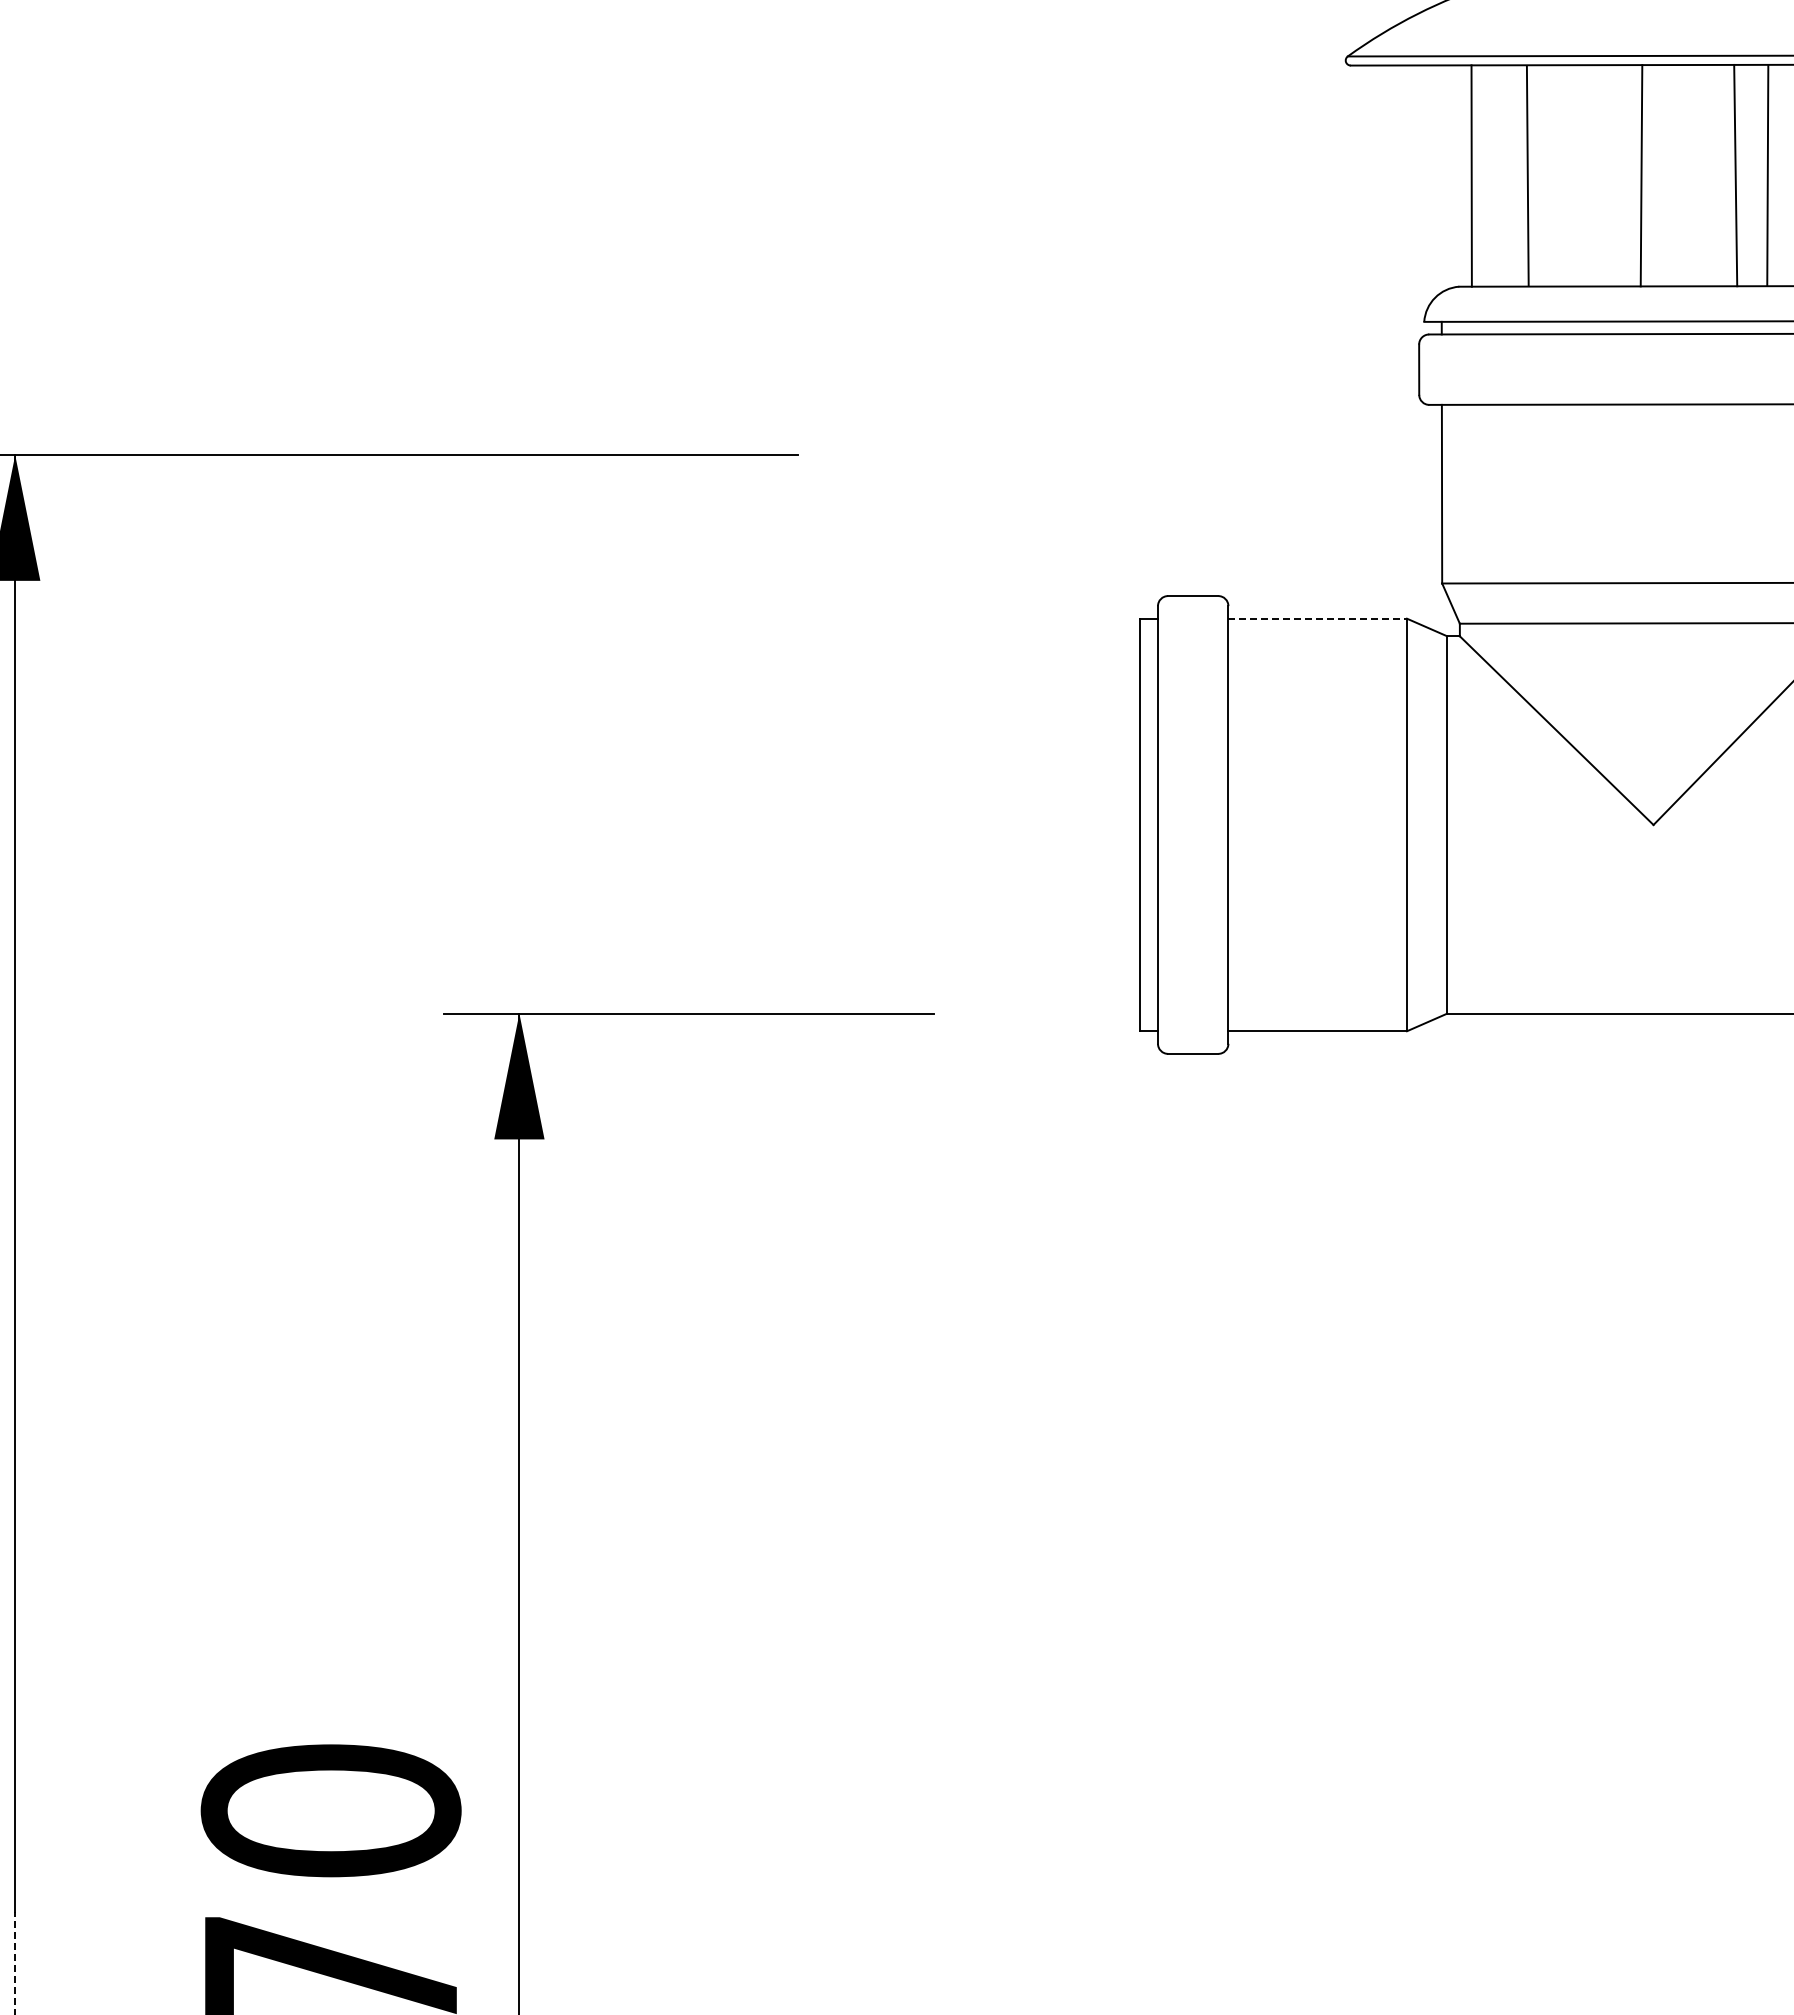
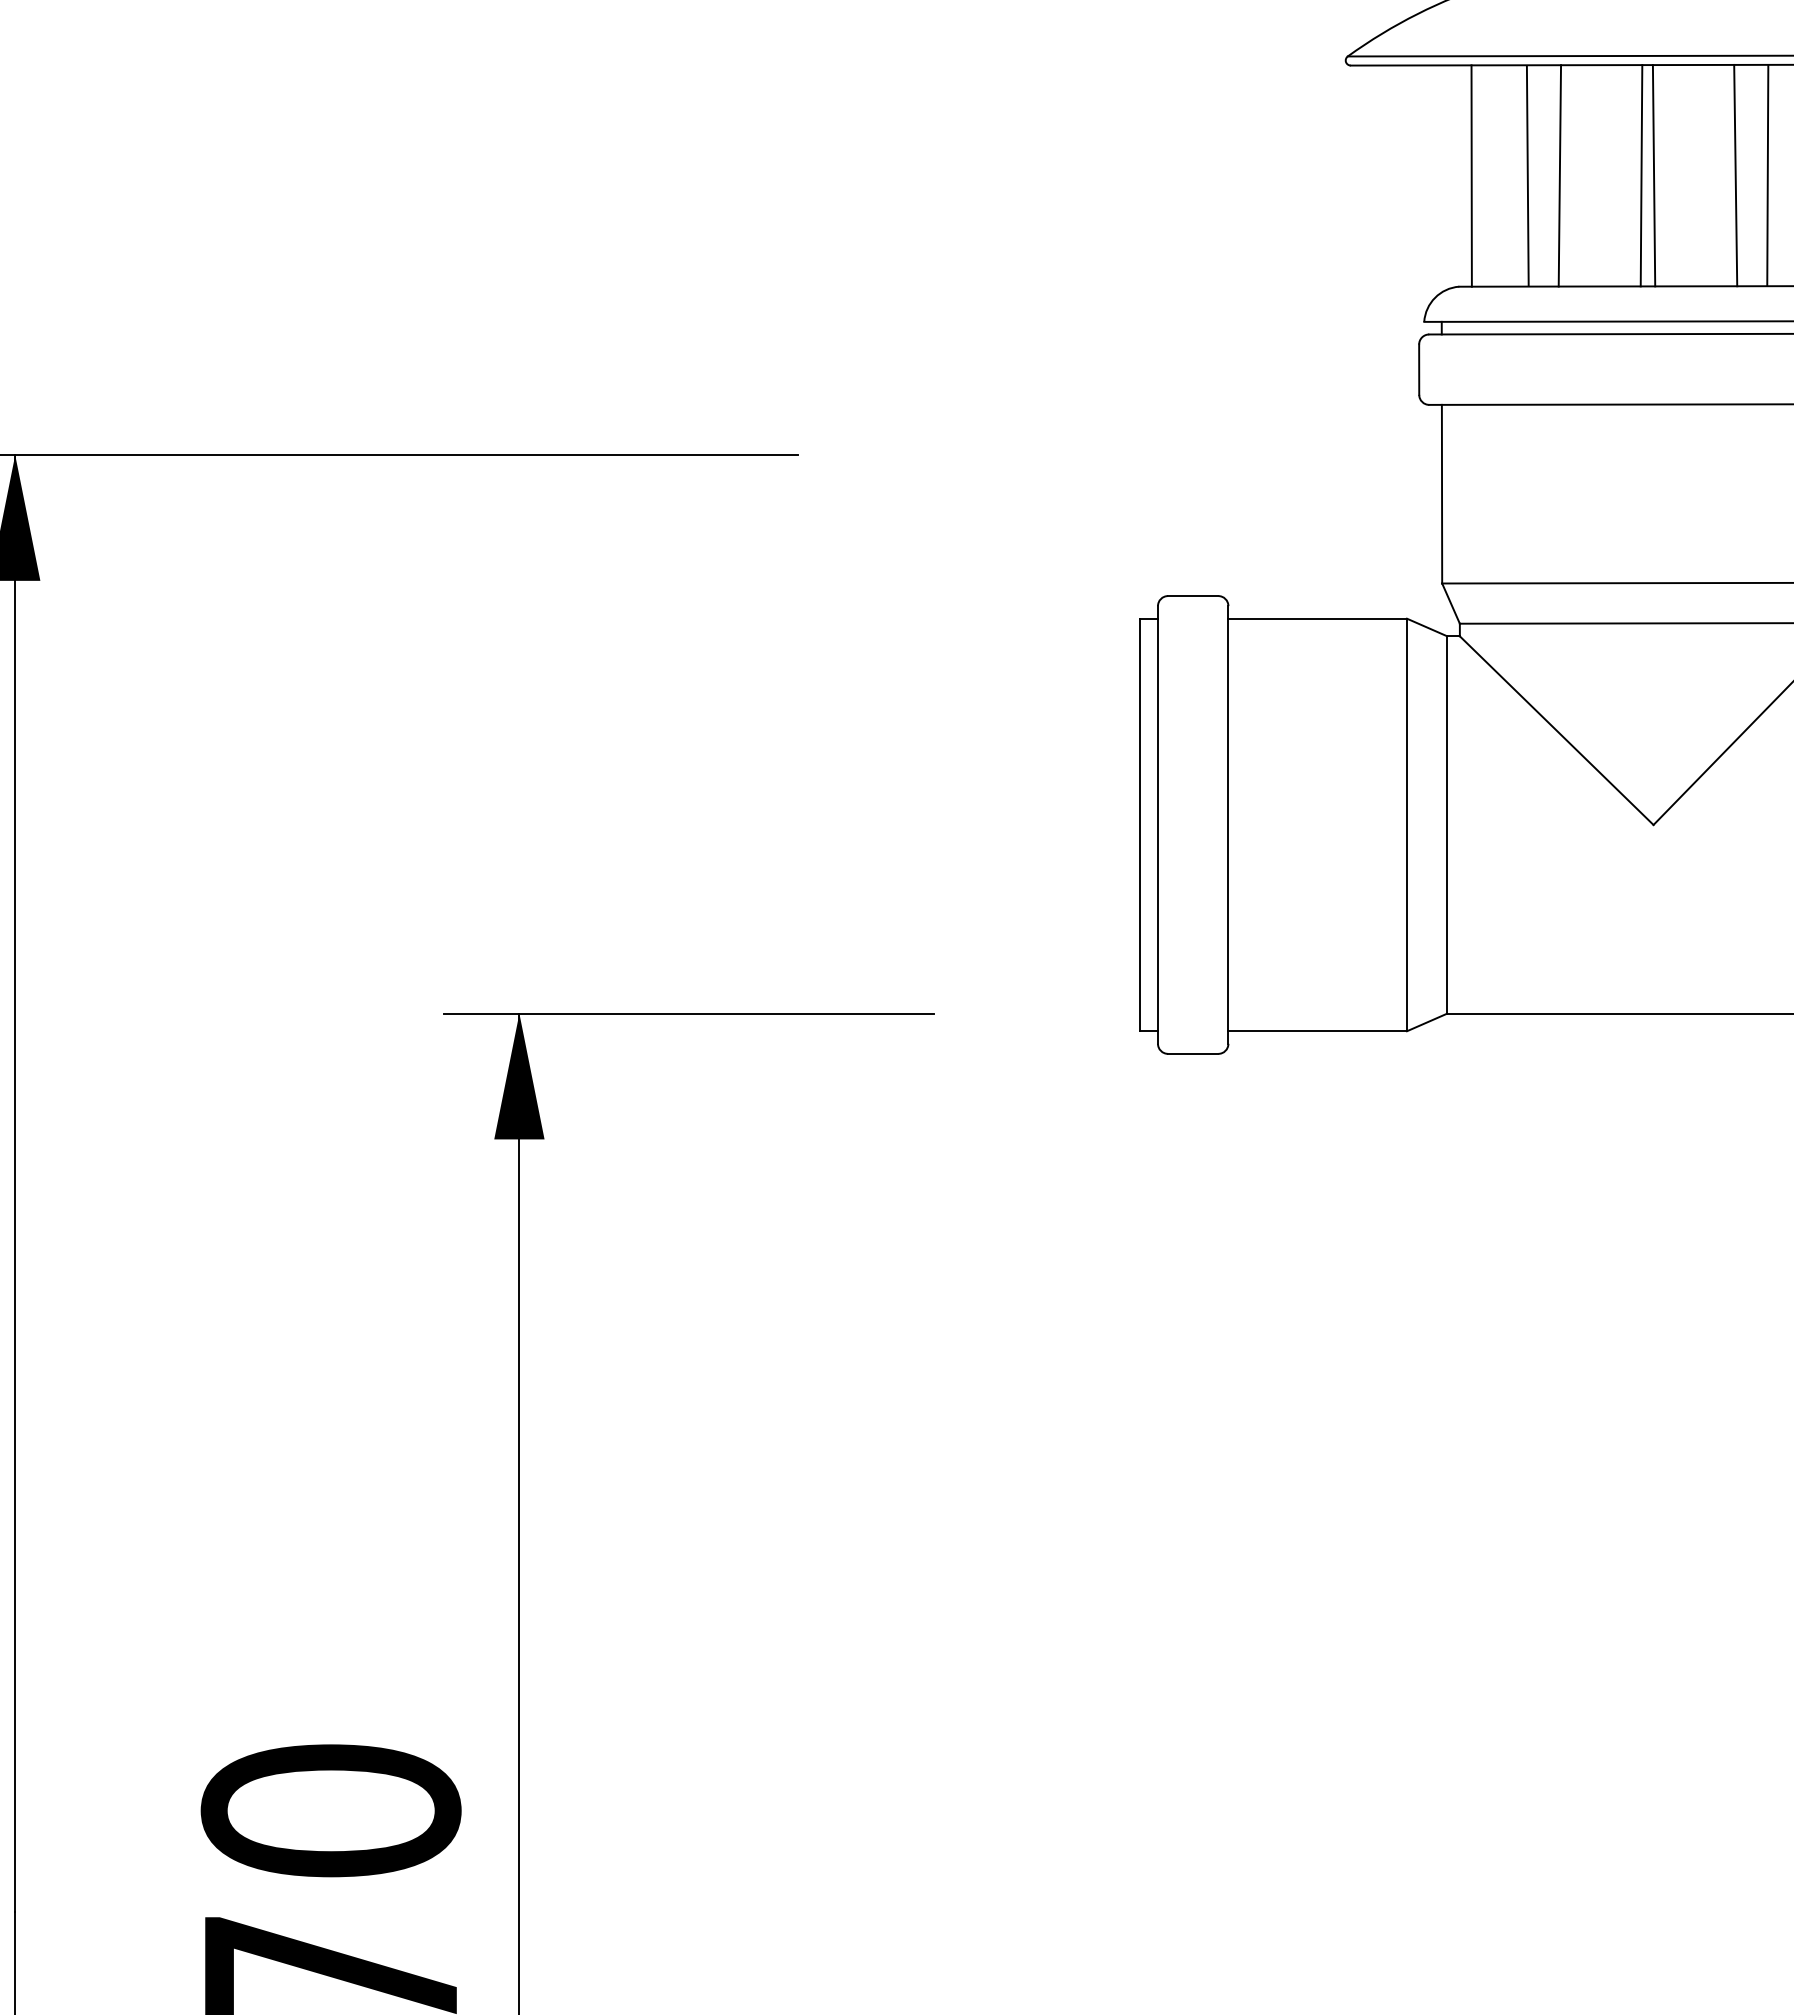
line: none -> present (1559, 175)
line: none -> present (1653, 175)
line: dashed -> solid (1318, 618)
line: dashed -> solid (15, 1962)
